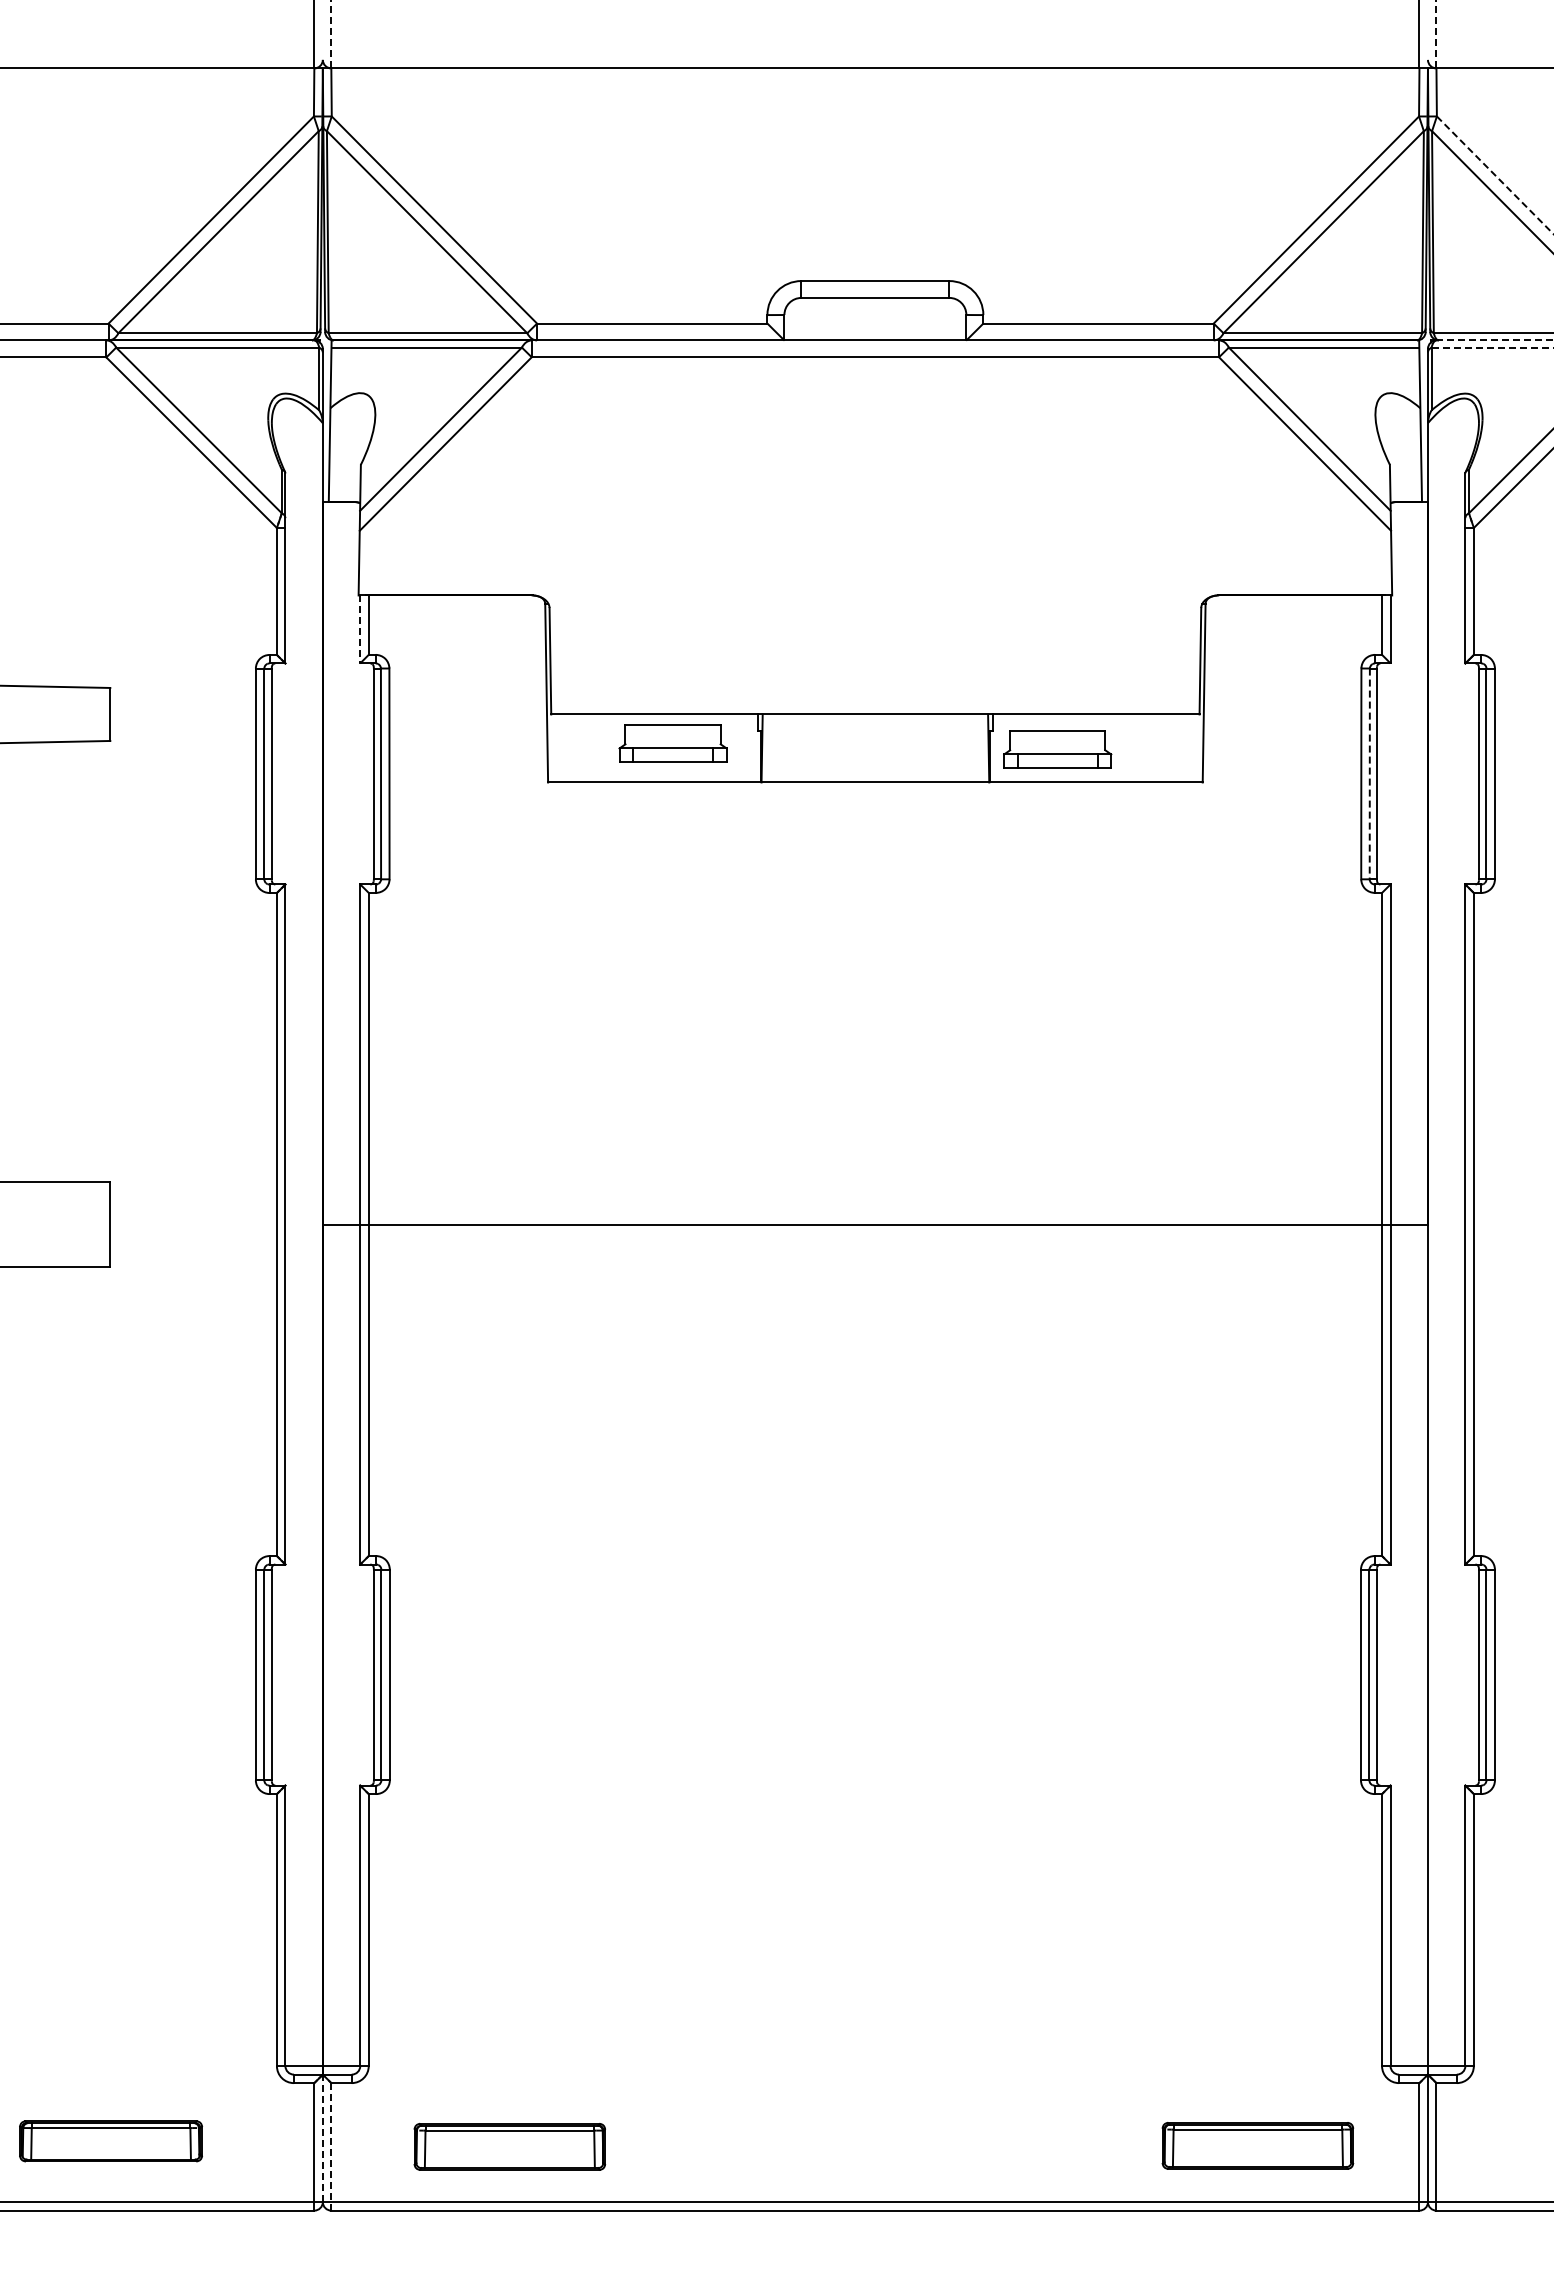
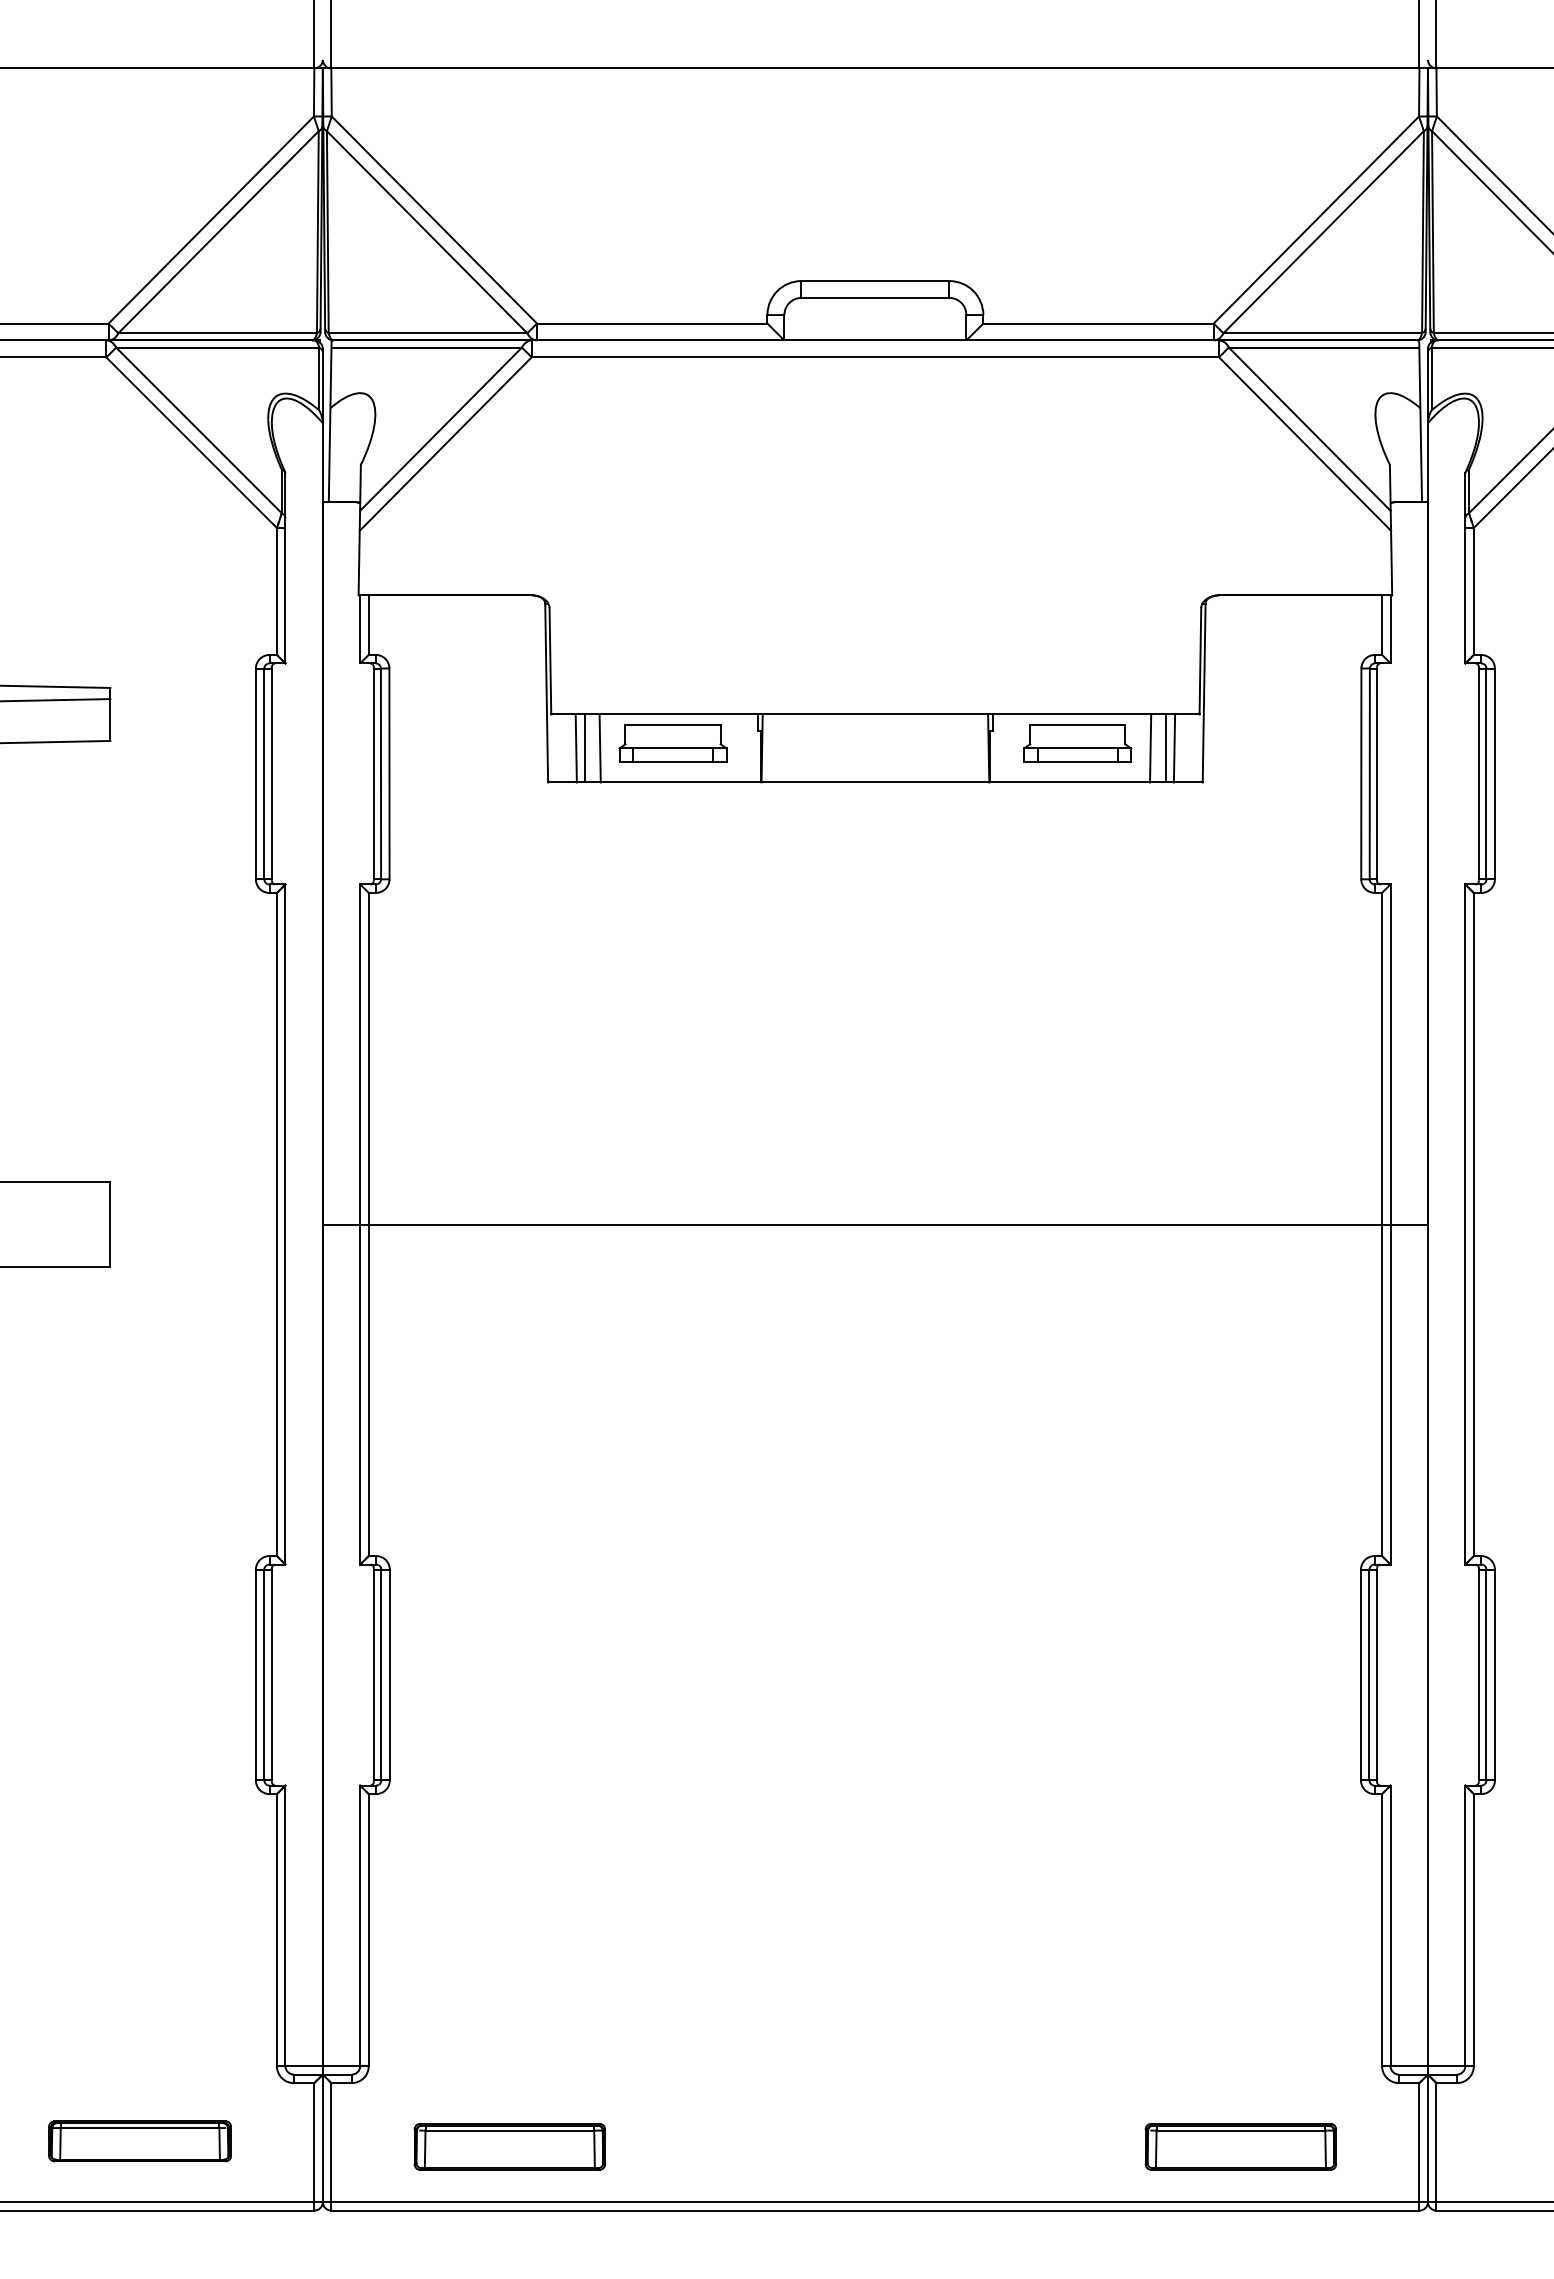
line: dashed -> solid (331, 34)
line: dashed -> solid (1436, 34)
line: dashed -> solid (1495, 175)
line: dashed -> solid (1495, 340)
line: dashed -> solid (1493, 347)
line: dashed -> solid (360, 629)
line: none -> present (56, 700)
line: none -> present (575, 748)
line: none -> present (584, 748)
line: none -> present (599, 748)
line: none -> present (1150, 748)
line: none -> present (1166, 748)
line: none -> present (1174, 748)
part position: (1057, 749) -> (1077, 743) (1077, 743)
line: dashed -> solid (1369, 774)
line: dashed -> solid (322, 2138)
part position: (110, 2141) -> (139, 2141) (139, 2141)
part position: (1257, 2145) -> (1240, 2146) (1240, 2146)
line: dashed -> solid (331, 2146)
